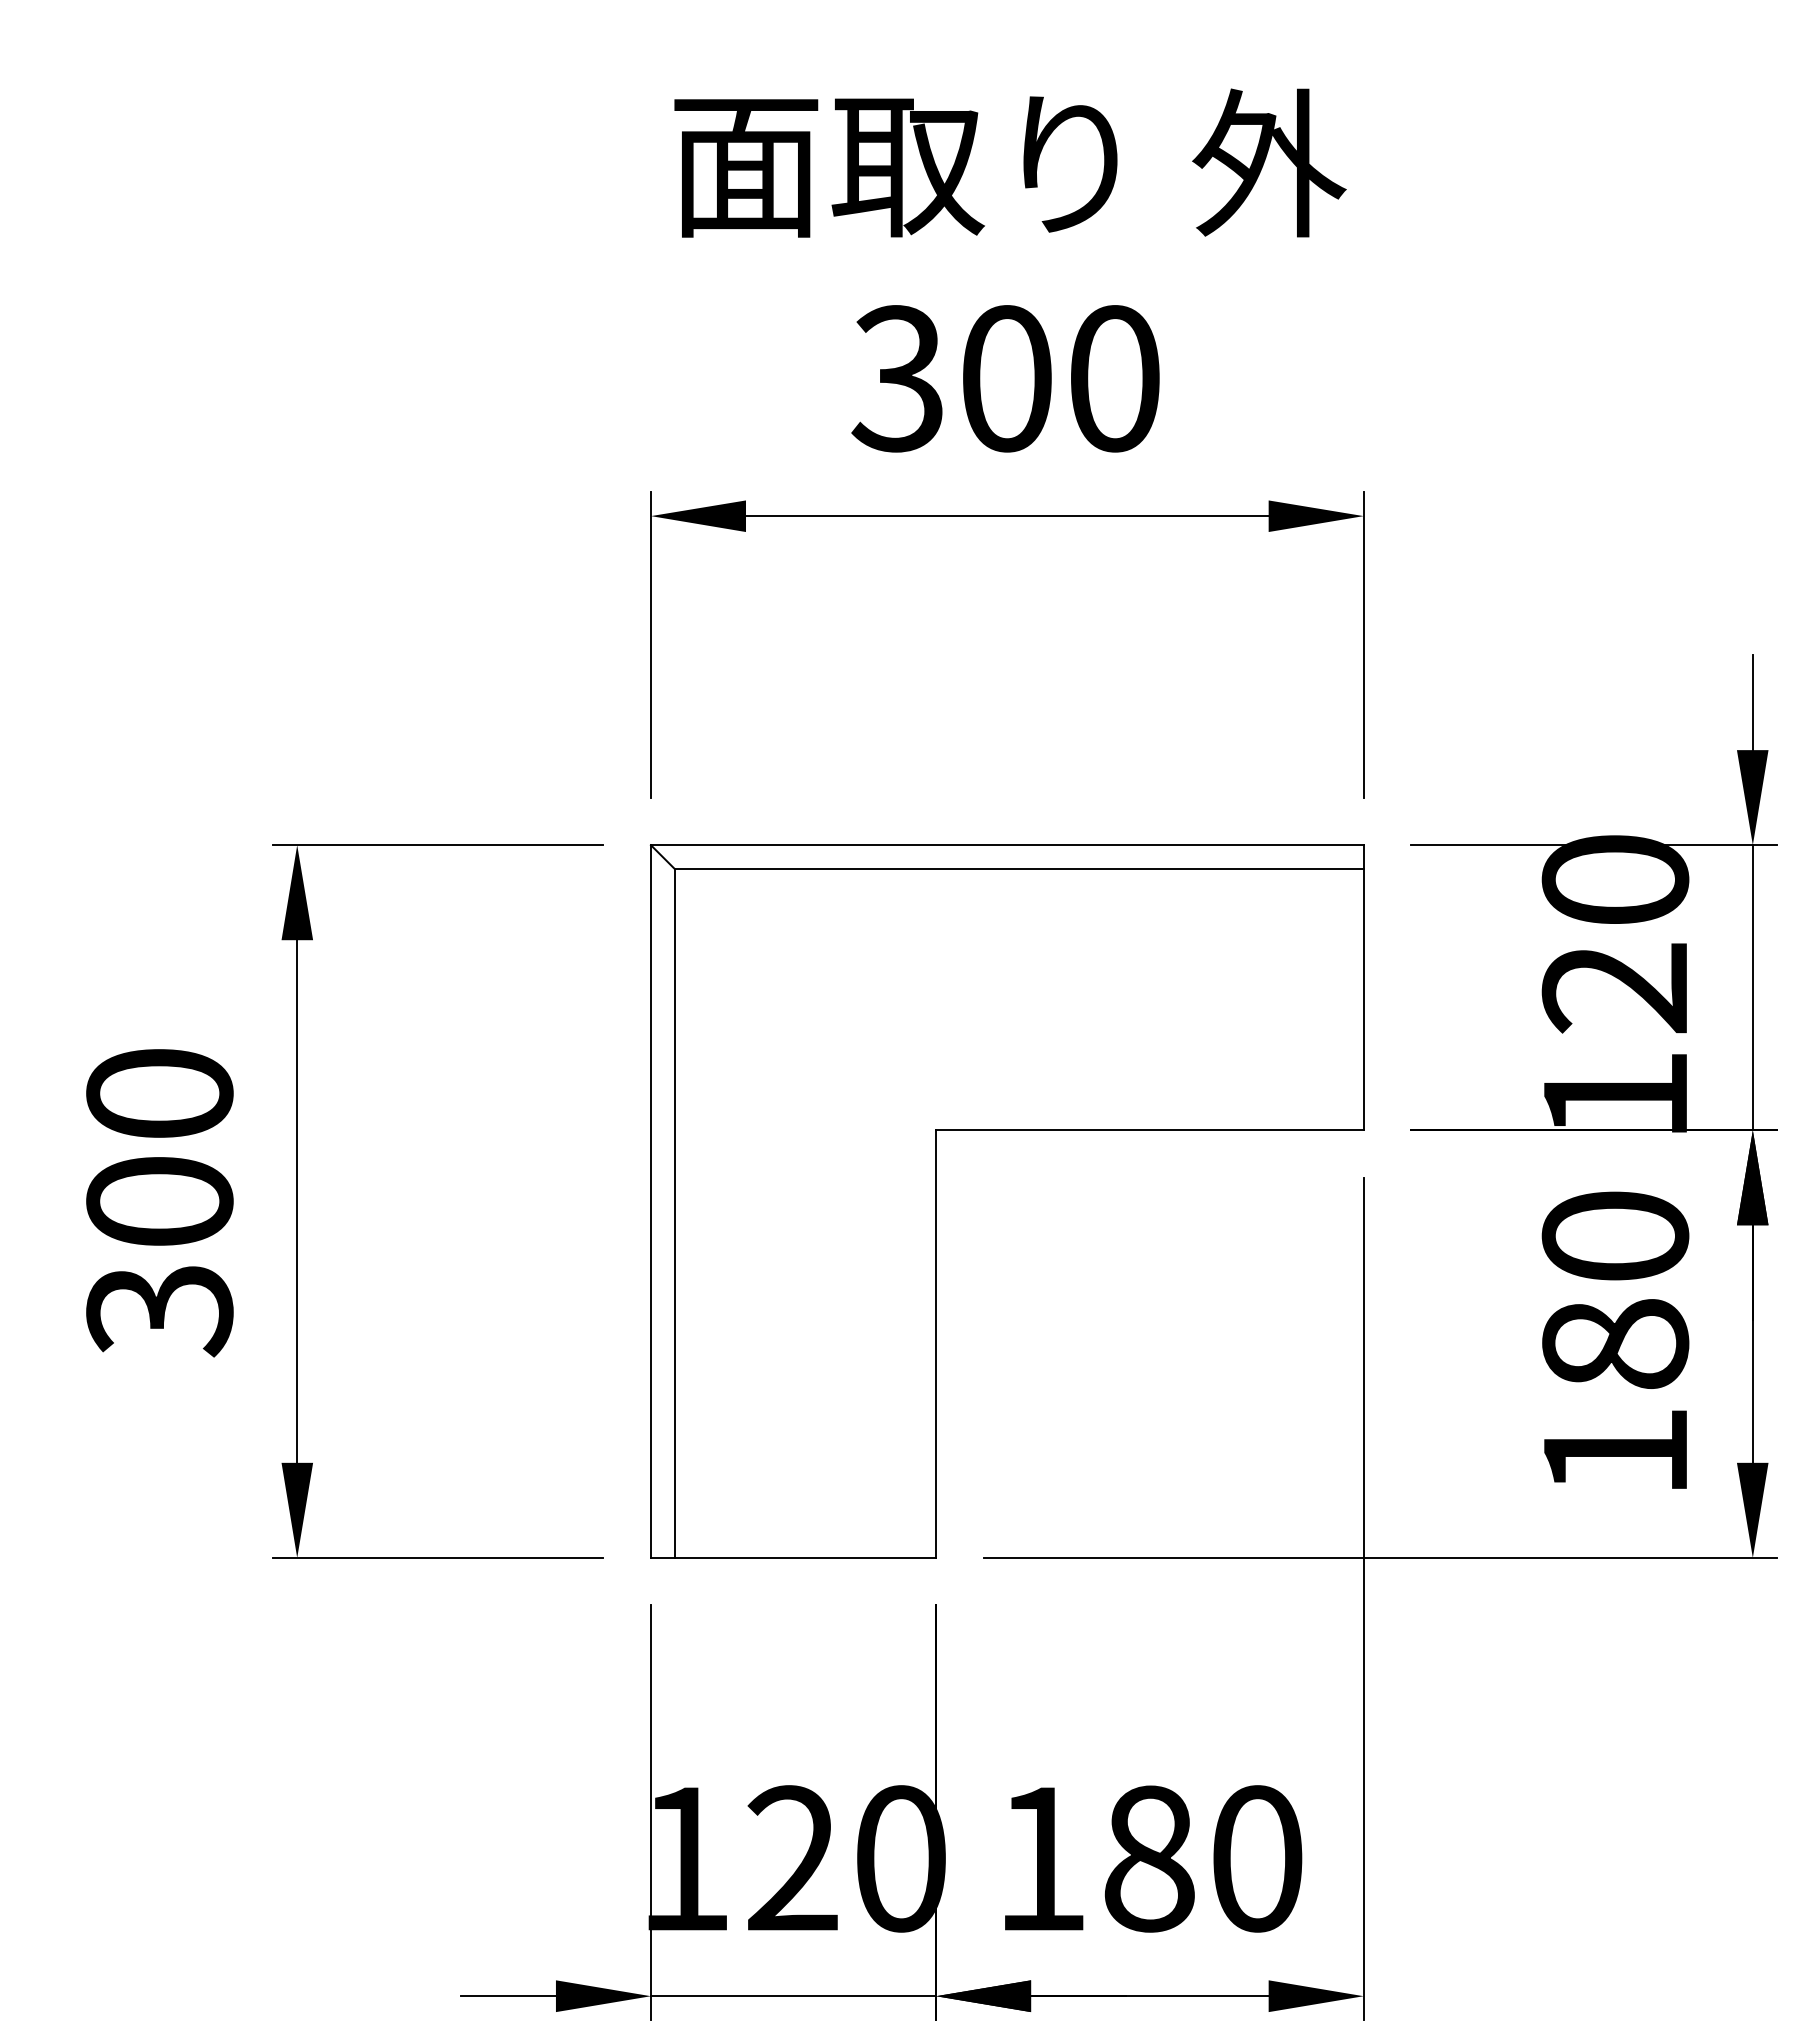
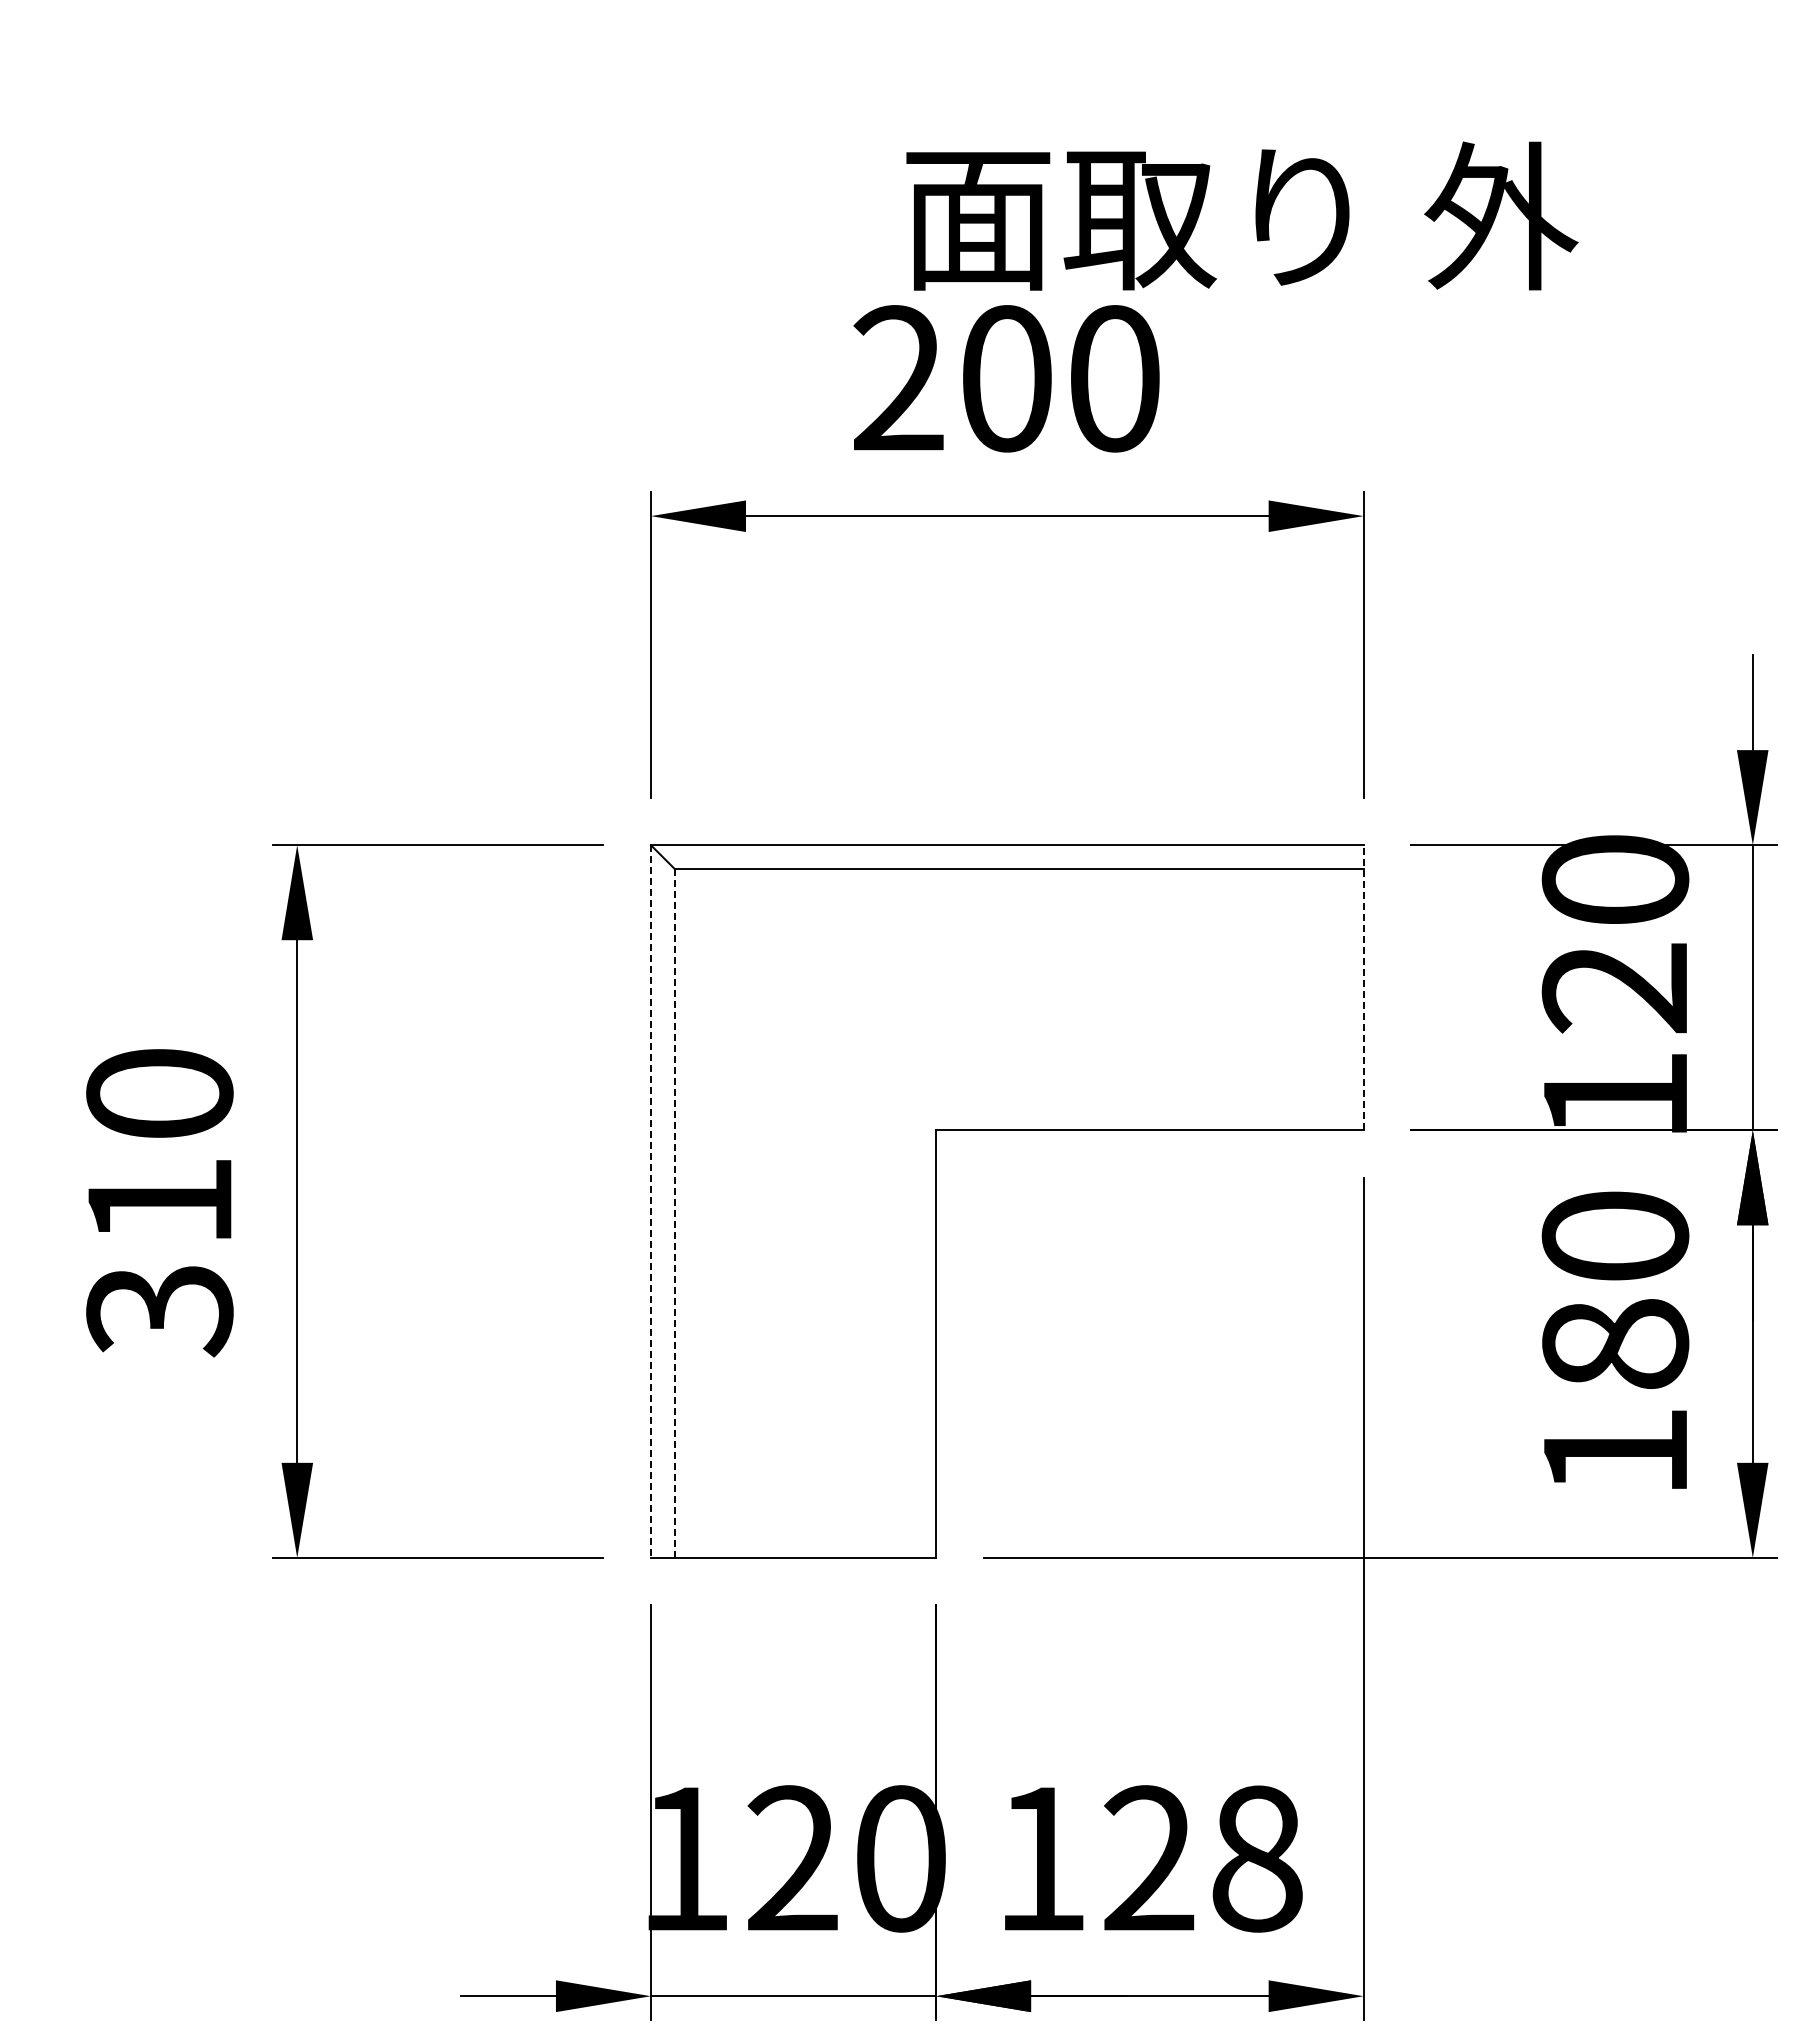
text position: (1010, 162) -> (1242, 215) (1242, 215)
text: 300 -> 200 (897, 378)
line: solid -> dashed (1363, 987)
text: 300 -> 310 (159, 1201)
line: solid -> dashed (650, 1202)
line: solid -> dashed (674, 1213)
text: 180 -> 128 (1203, 1858)
